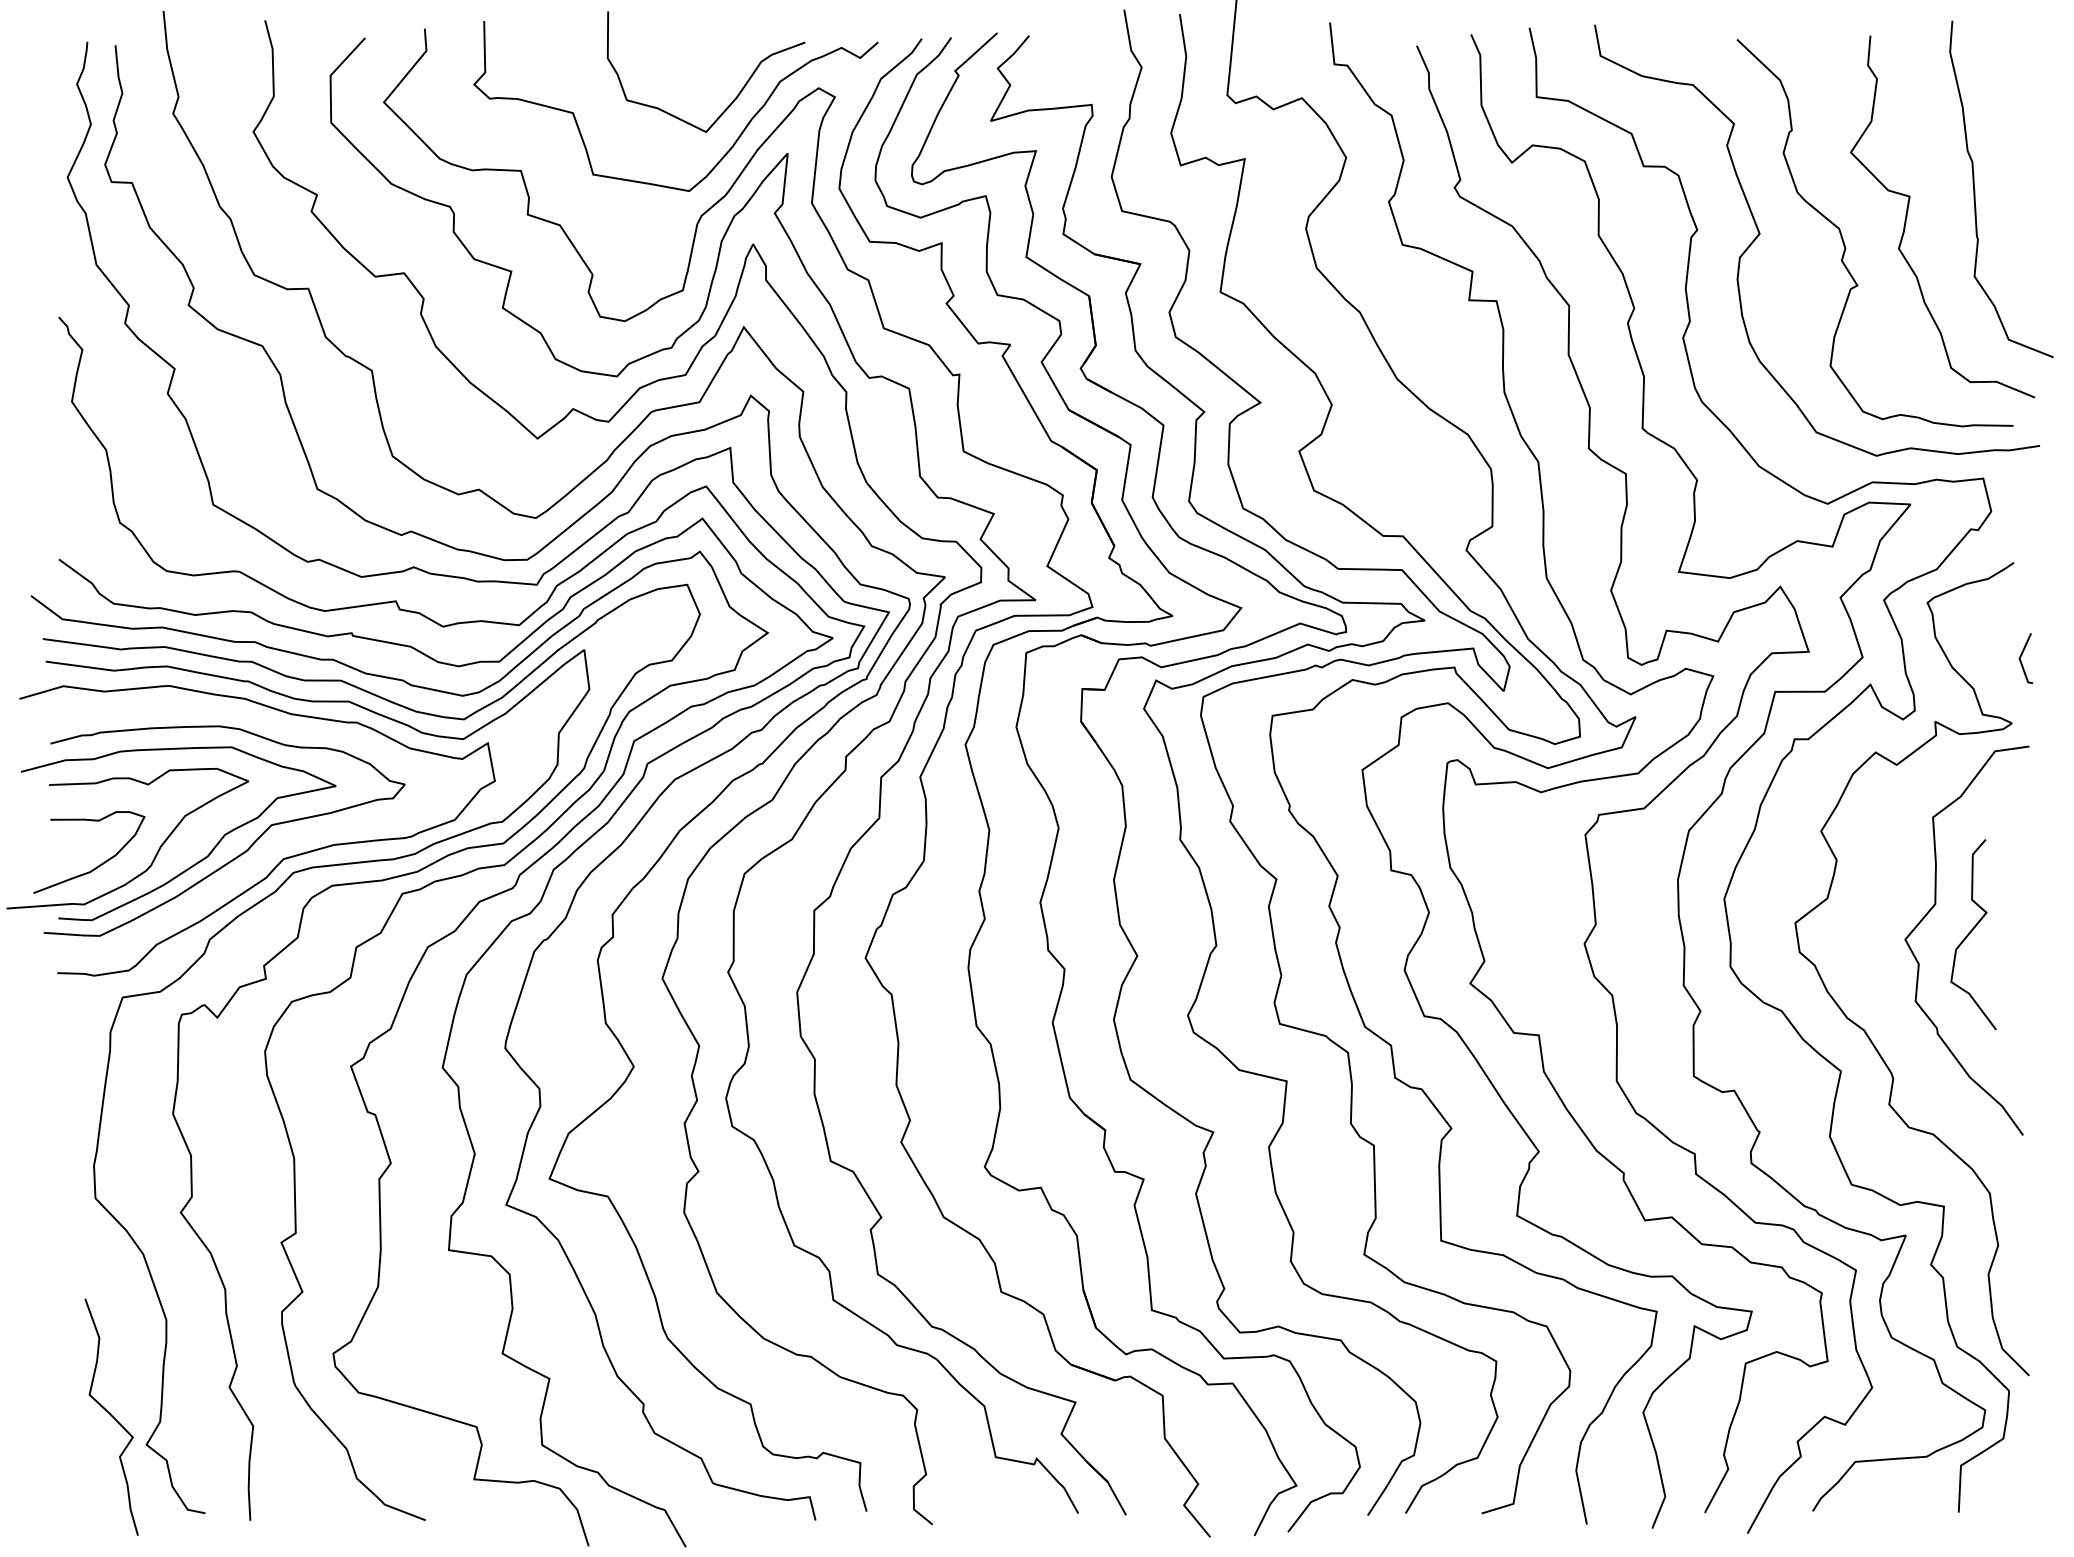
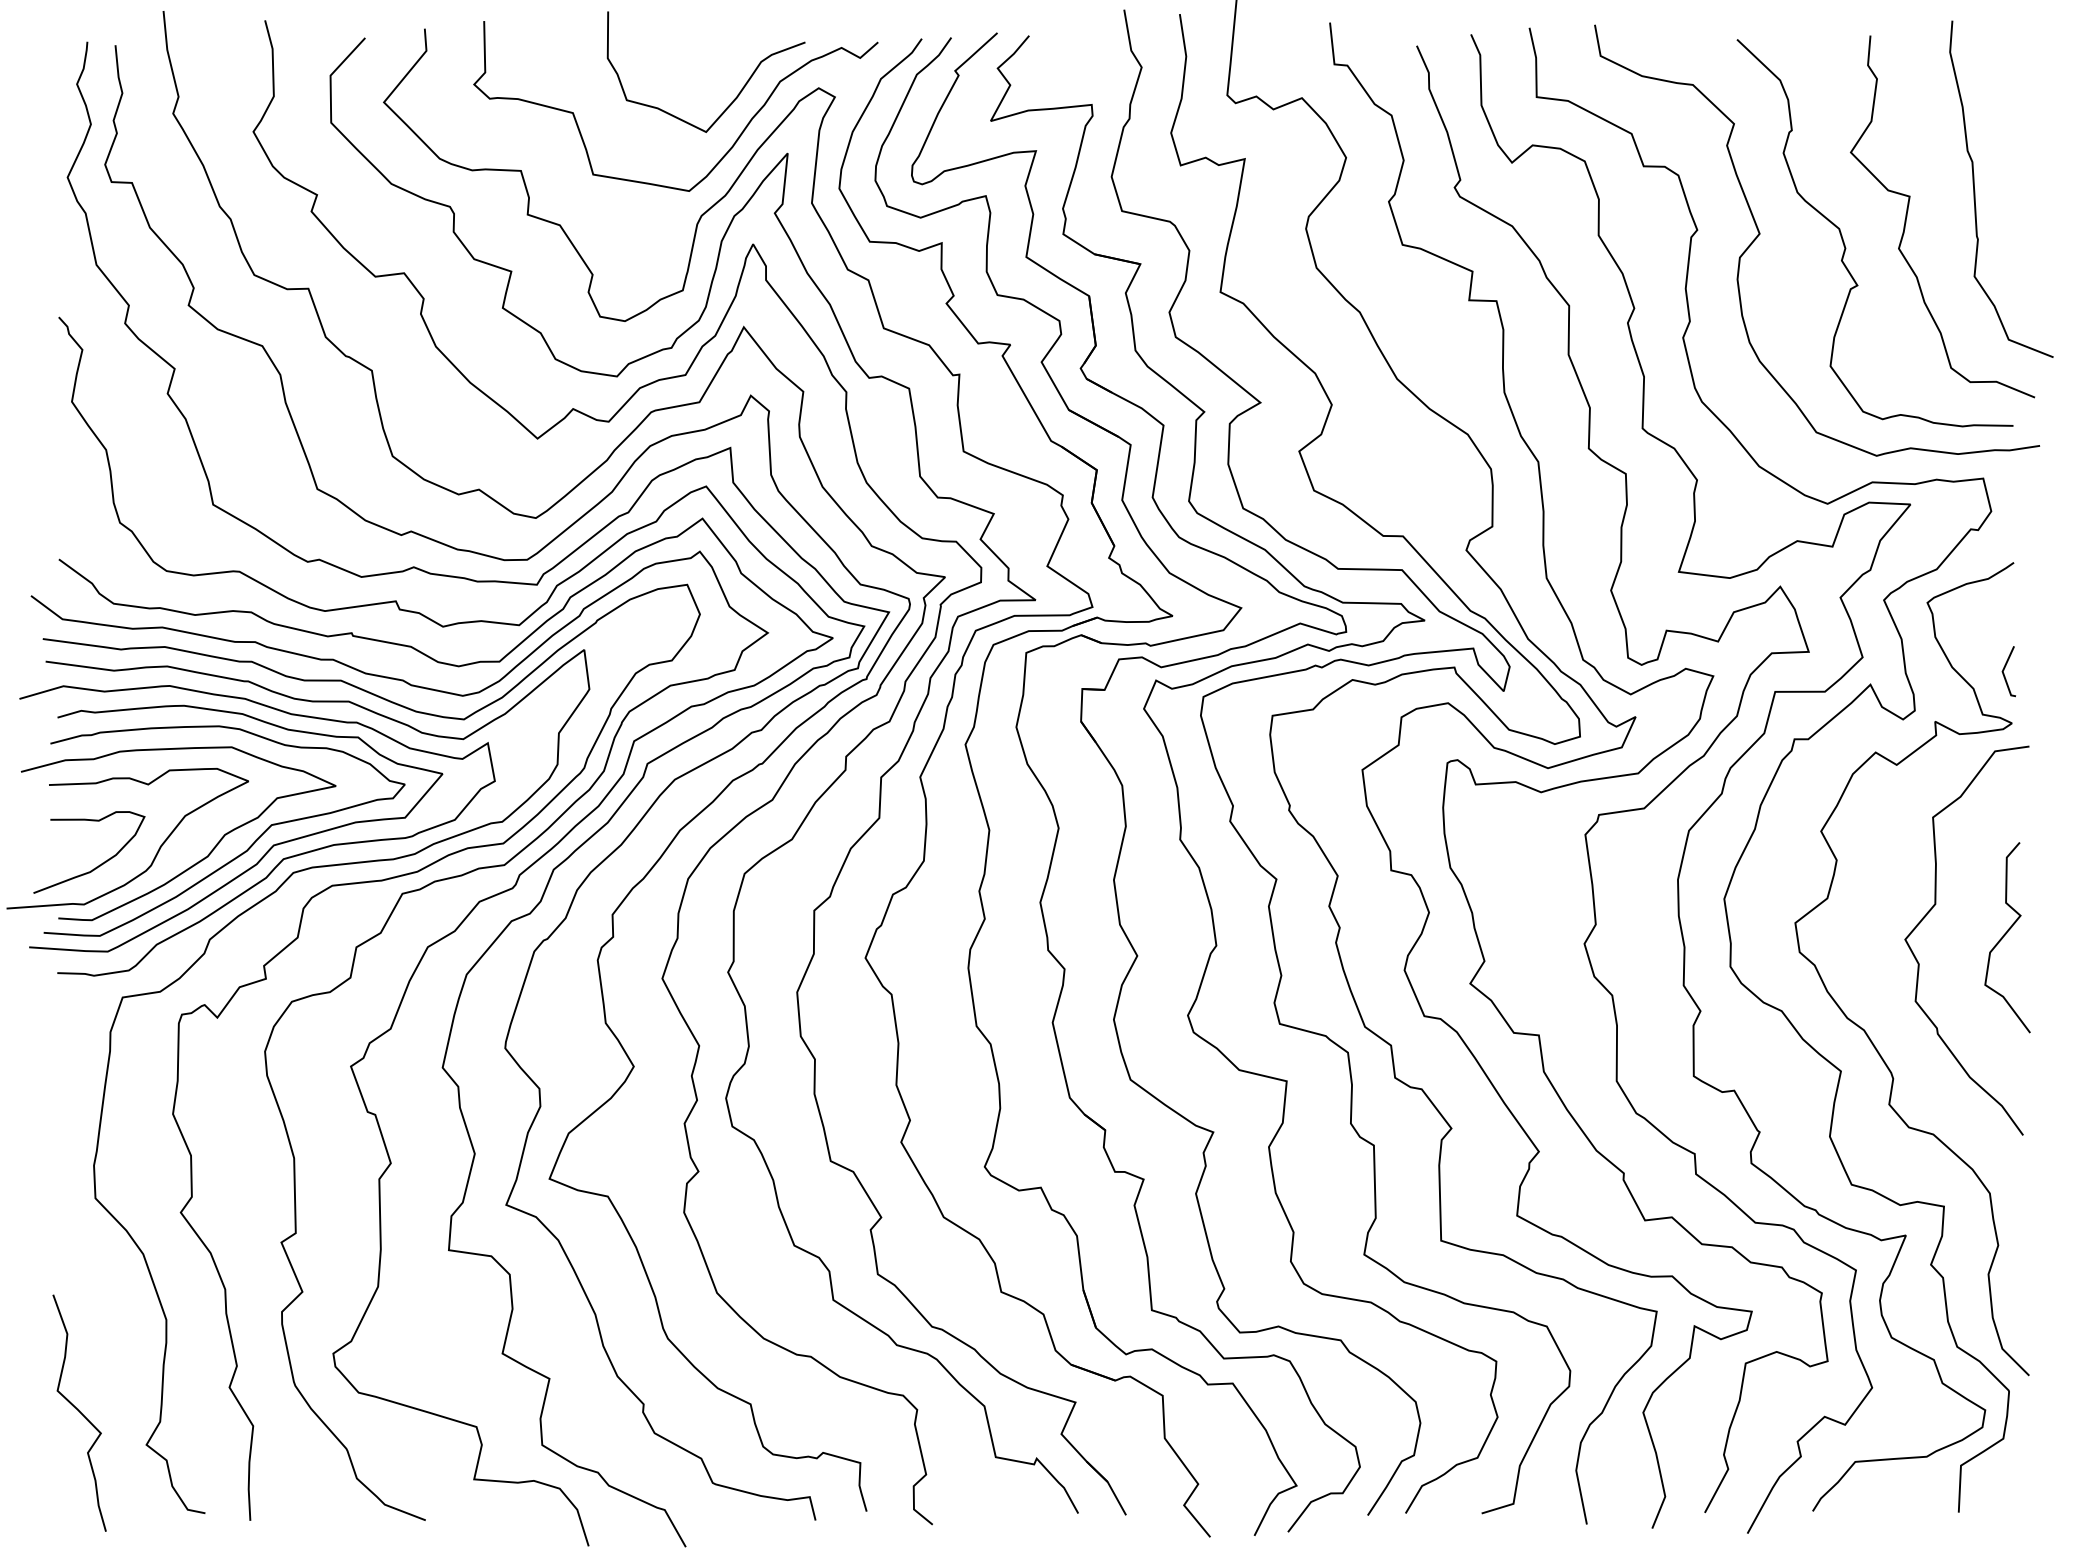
line position: (2021, 657) -> (2004, 670) (2004, 670)
curve: none -> present (266, 851)
curve position: (1971, 932) -> (2005, 935) (2005, 935)
curve position: (111, 1416) -> (79, 1412) (79, 1412)
